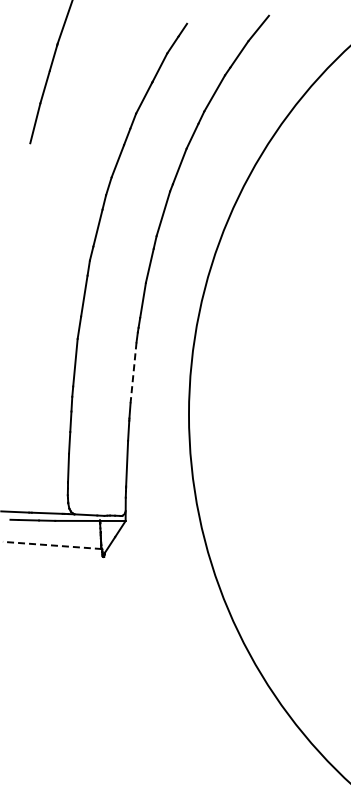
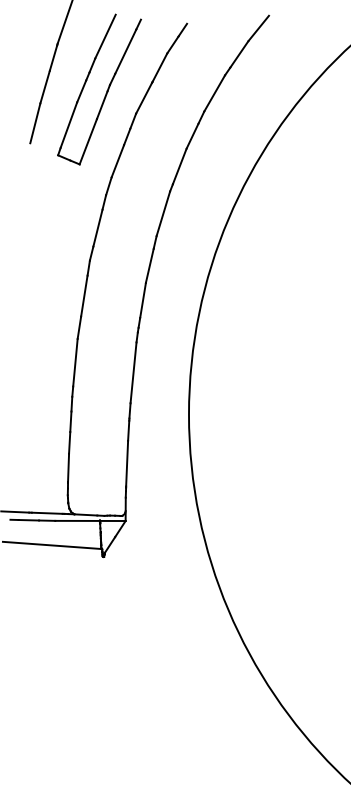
part: none -> present (106, 90)
line: dashed -> solid (133, 372)
line: dashed -> solid (52, 545)
